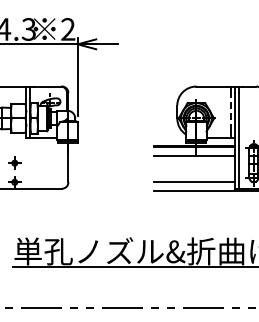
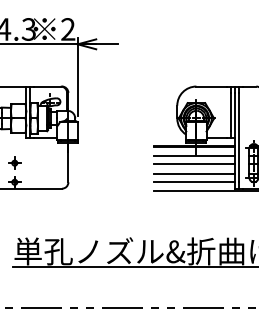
line: dashed -> solid (230, 111)
line: none -> present (193, 164)
line: none -> present (193, 173)
